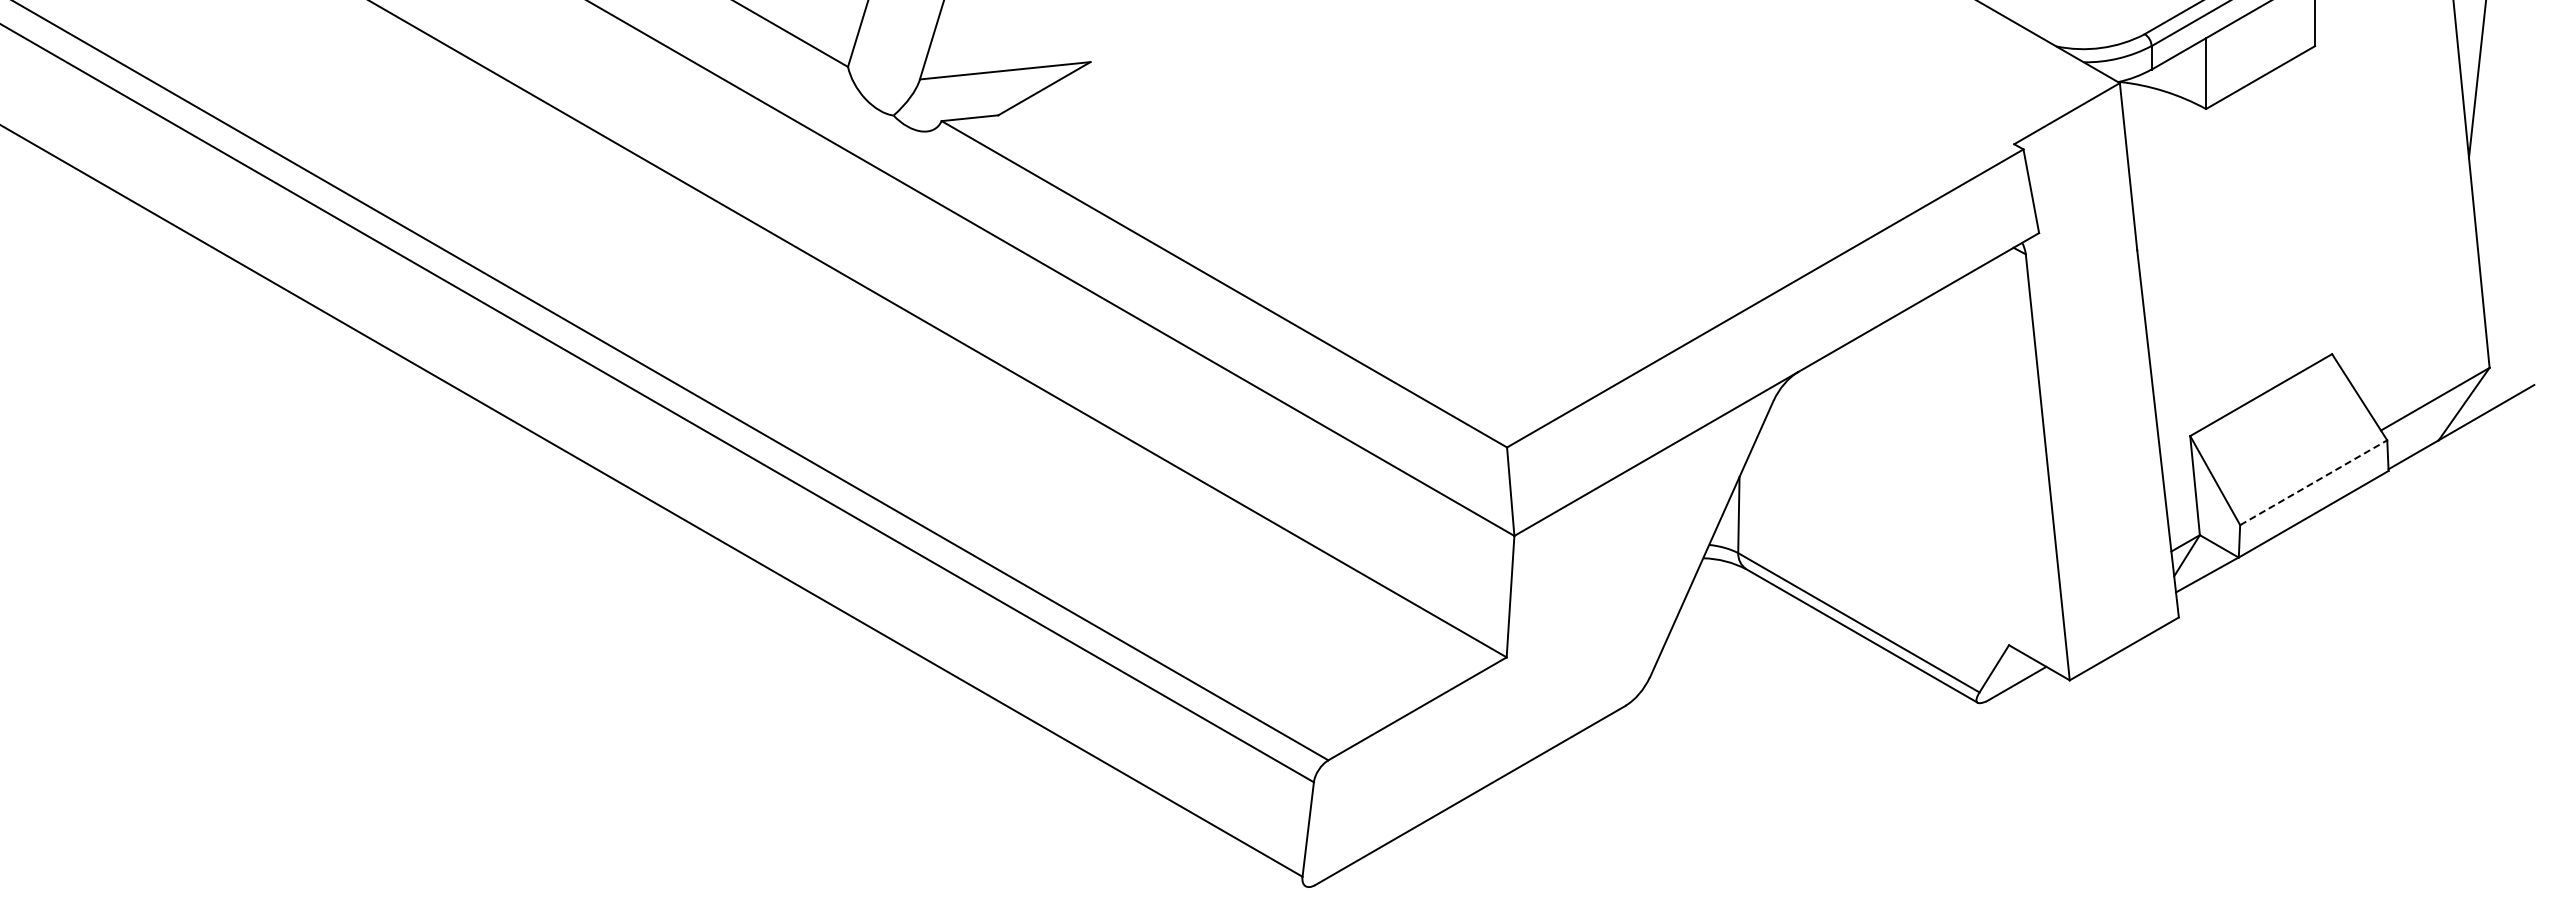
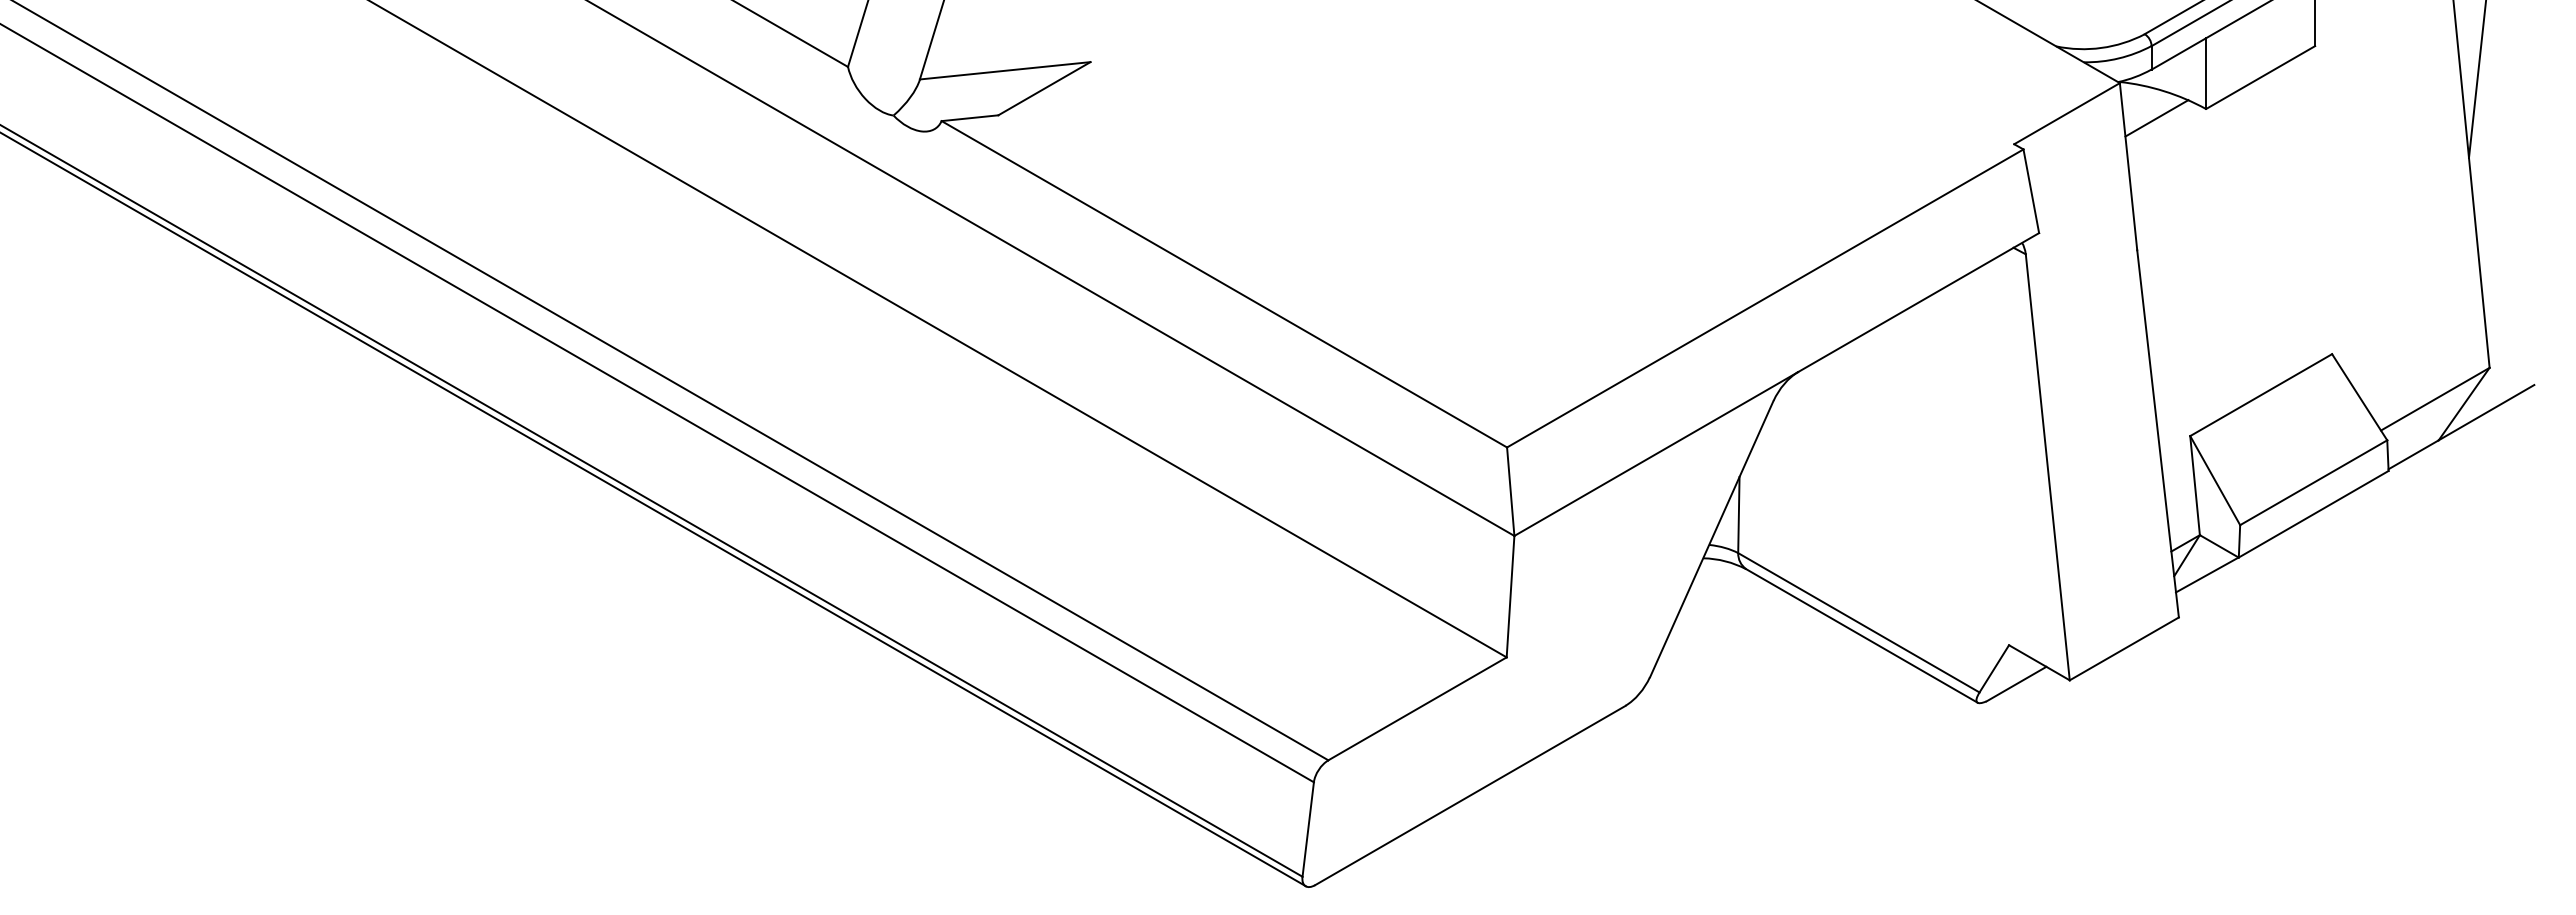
line: none -> present (2156, 118)
line: dashed -> solid (2313, 482)
line: none -> present (653, 509)
